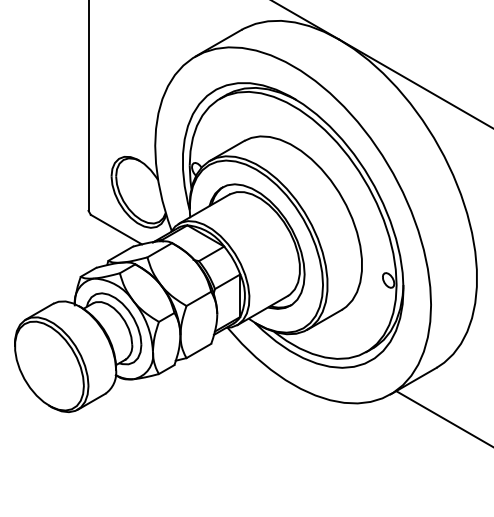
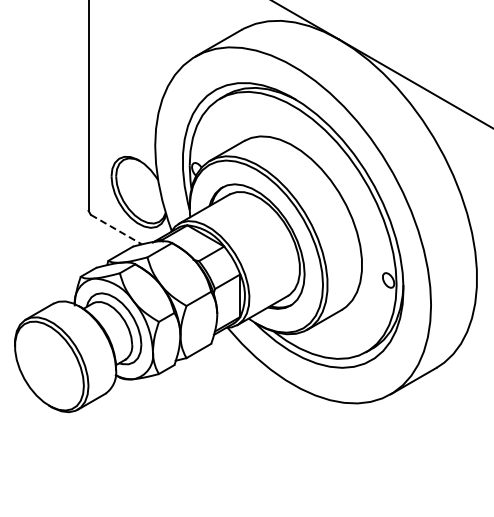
line: solid -> dashed (116, 229)
line: present -> none (443, 418)
